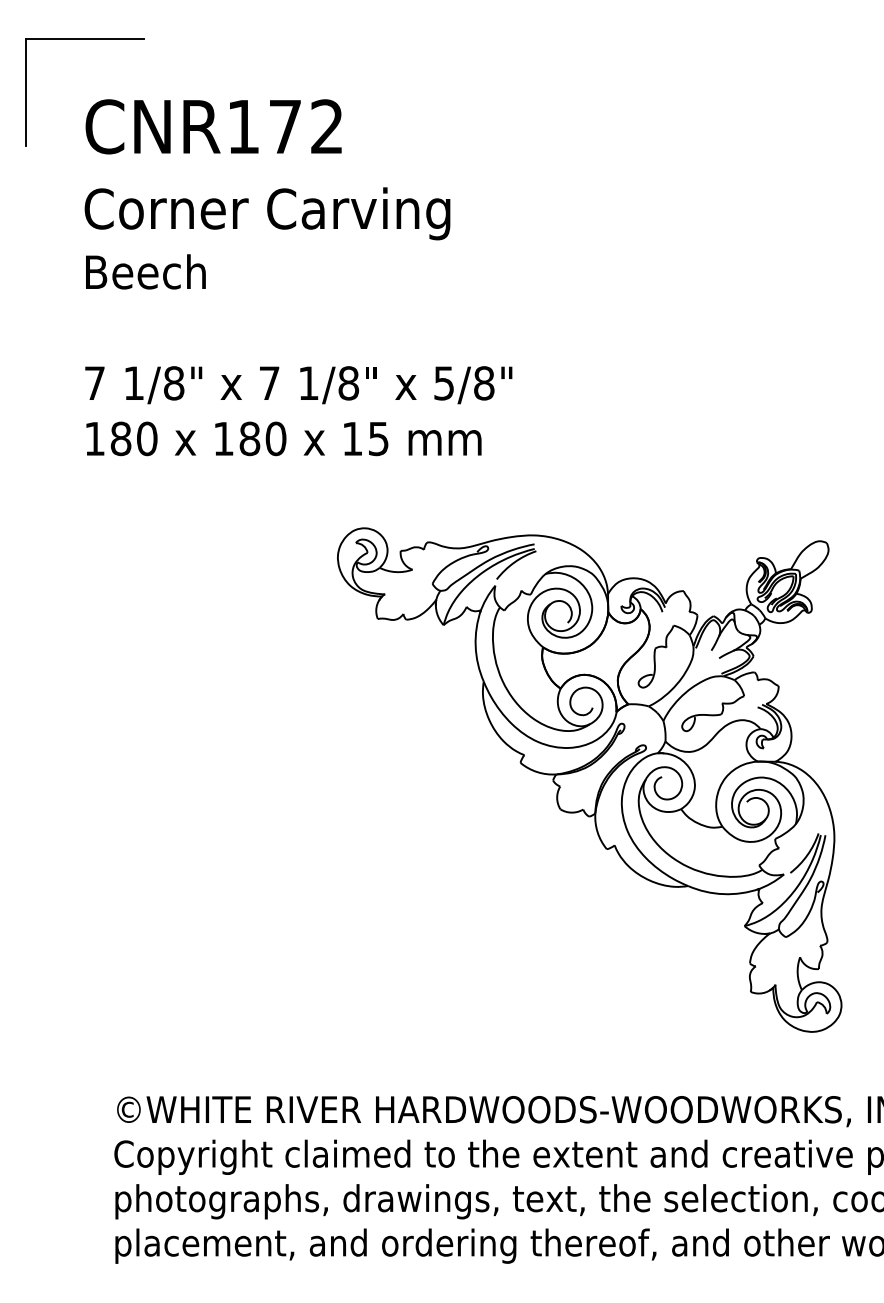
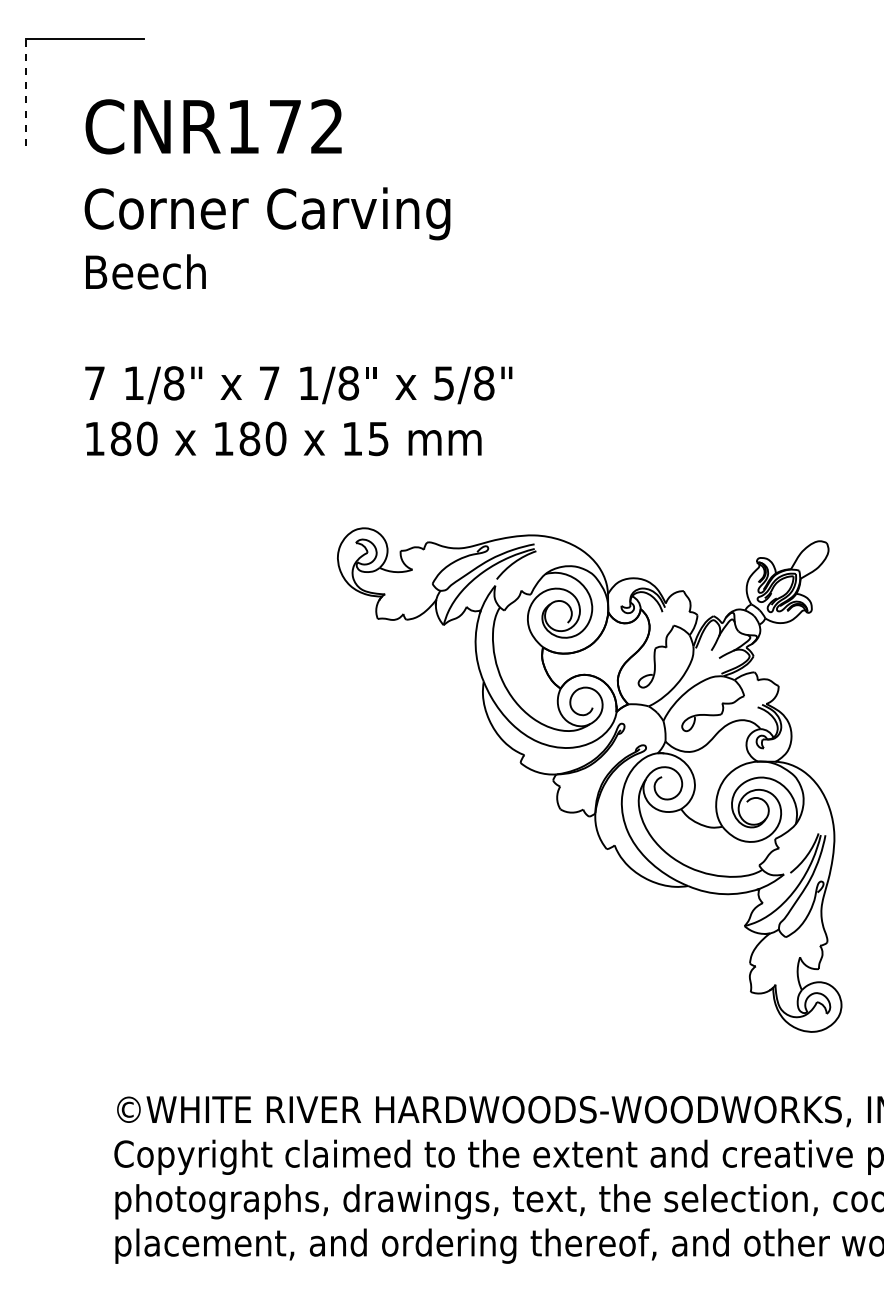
line: solid -> dashed (26, 92)
